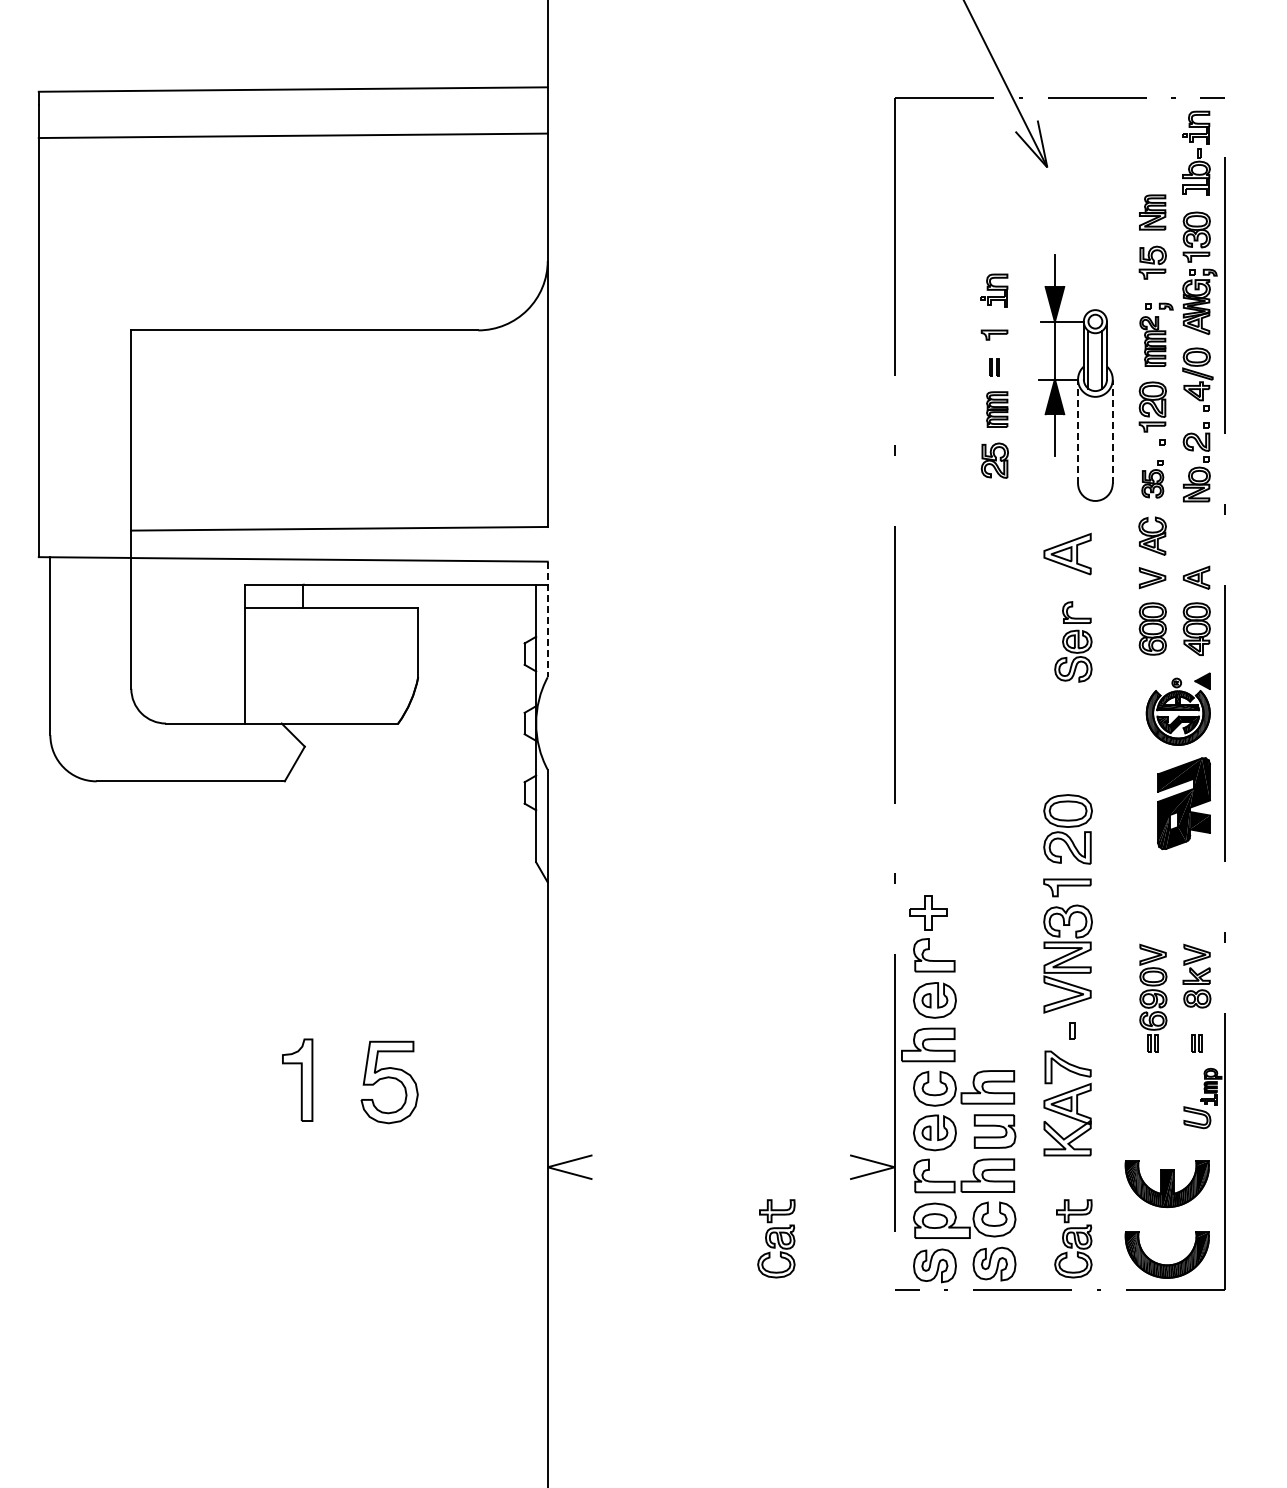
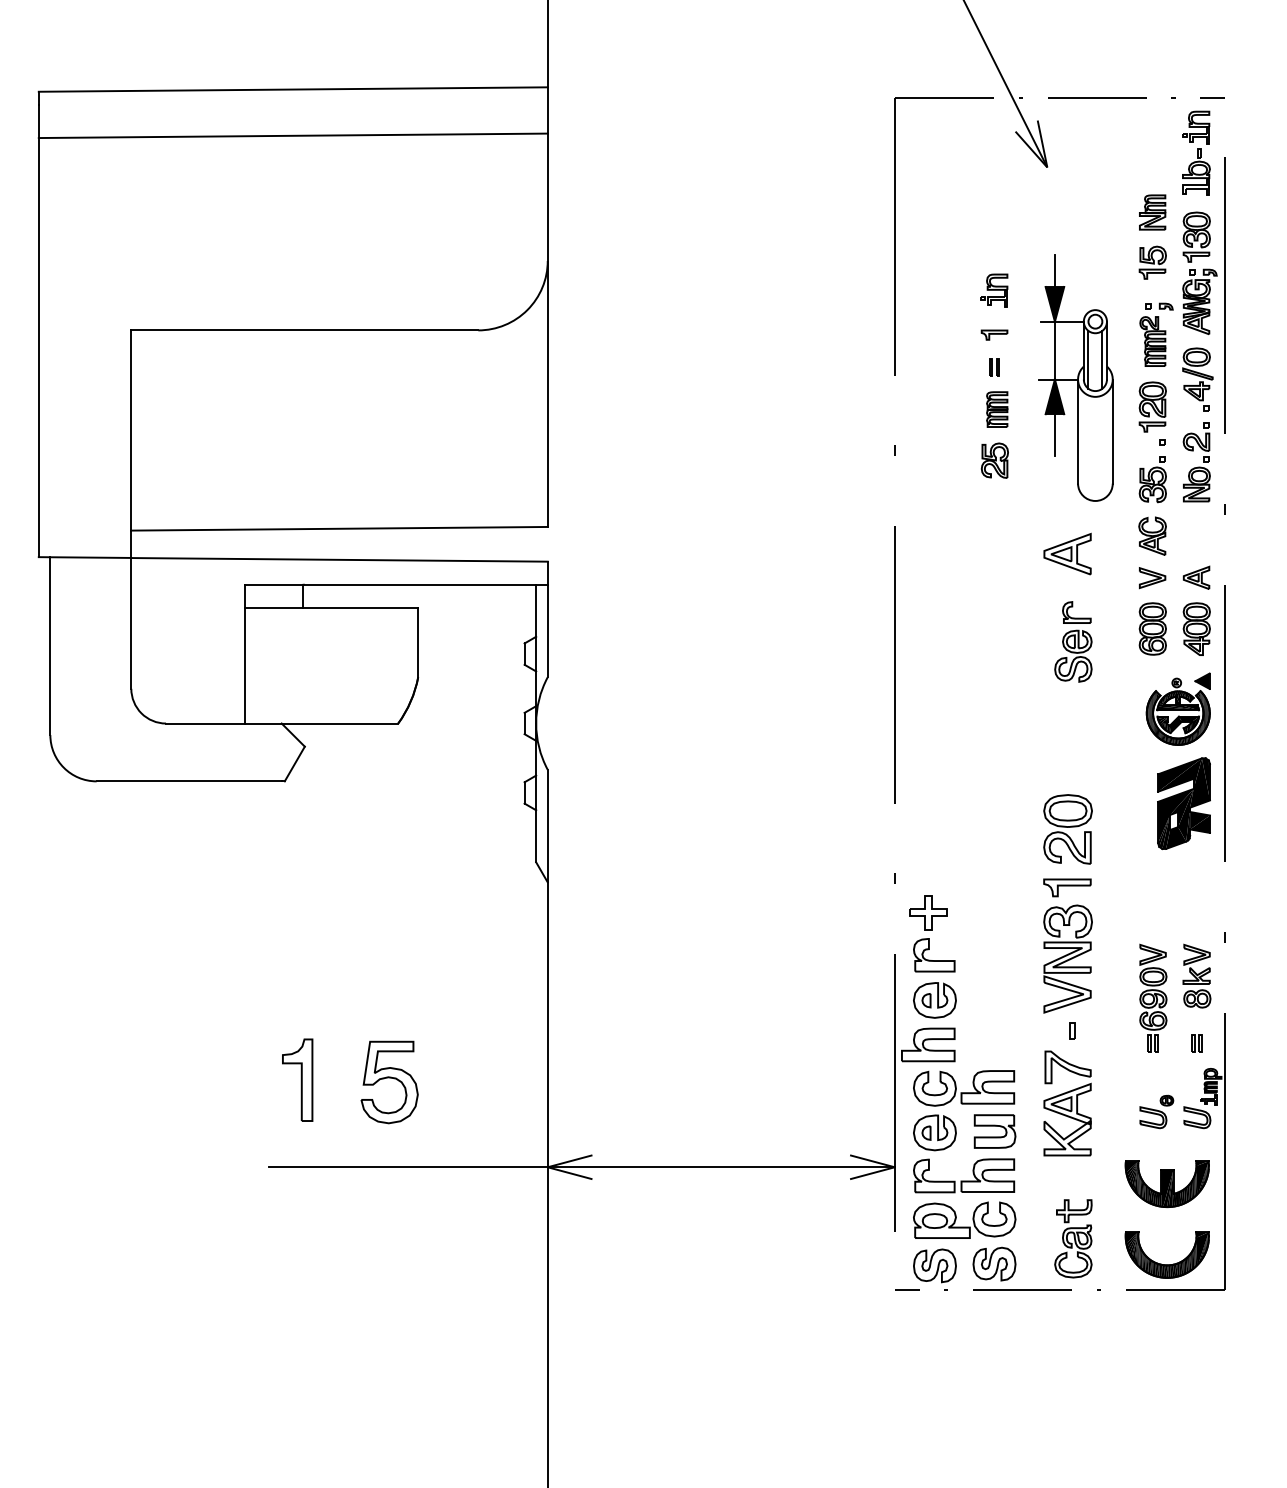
line: dashed -> solid (1078, 431)
line: dashed -> solid (1112, 431)
part size: 24x39 px -> 29x48 px (1152, 479)
line: dashed -> solid (547, 619)
part: none -> present (1156, 1111)
line: none -> present (581, 1167)
part: present -> none (776, 1238)
